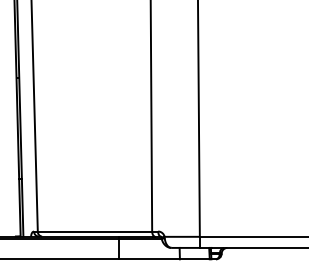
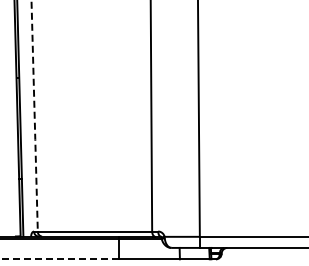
line: solid -> dashed (34, 116)
line: solid -> dashed (59, 259)
